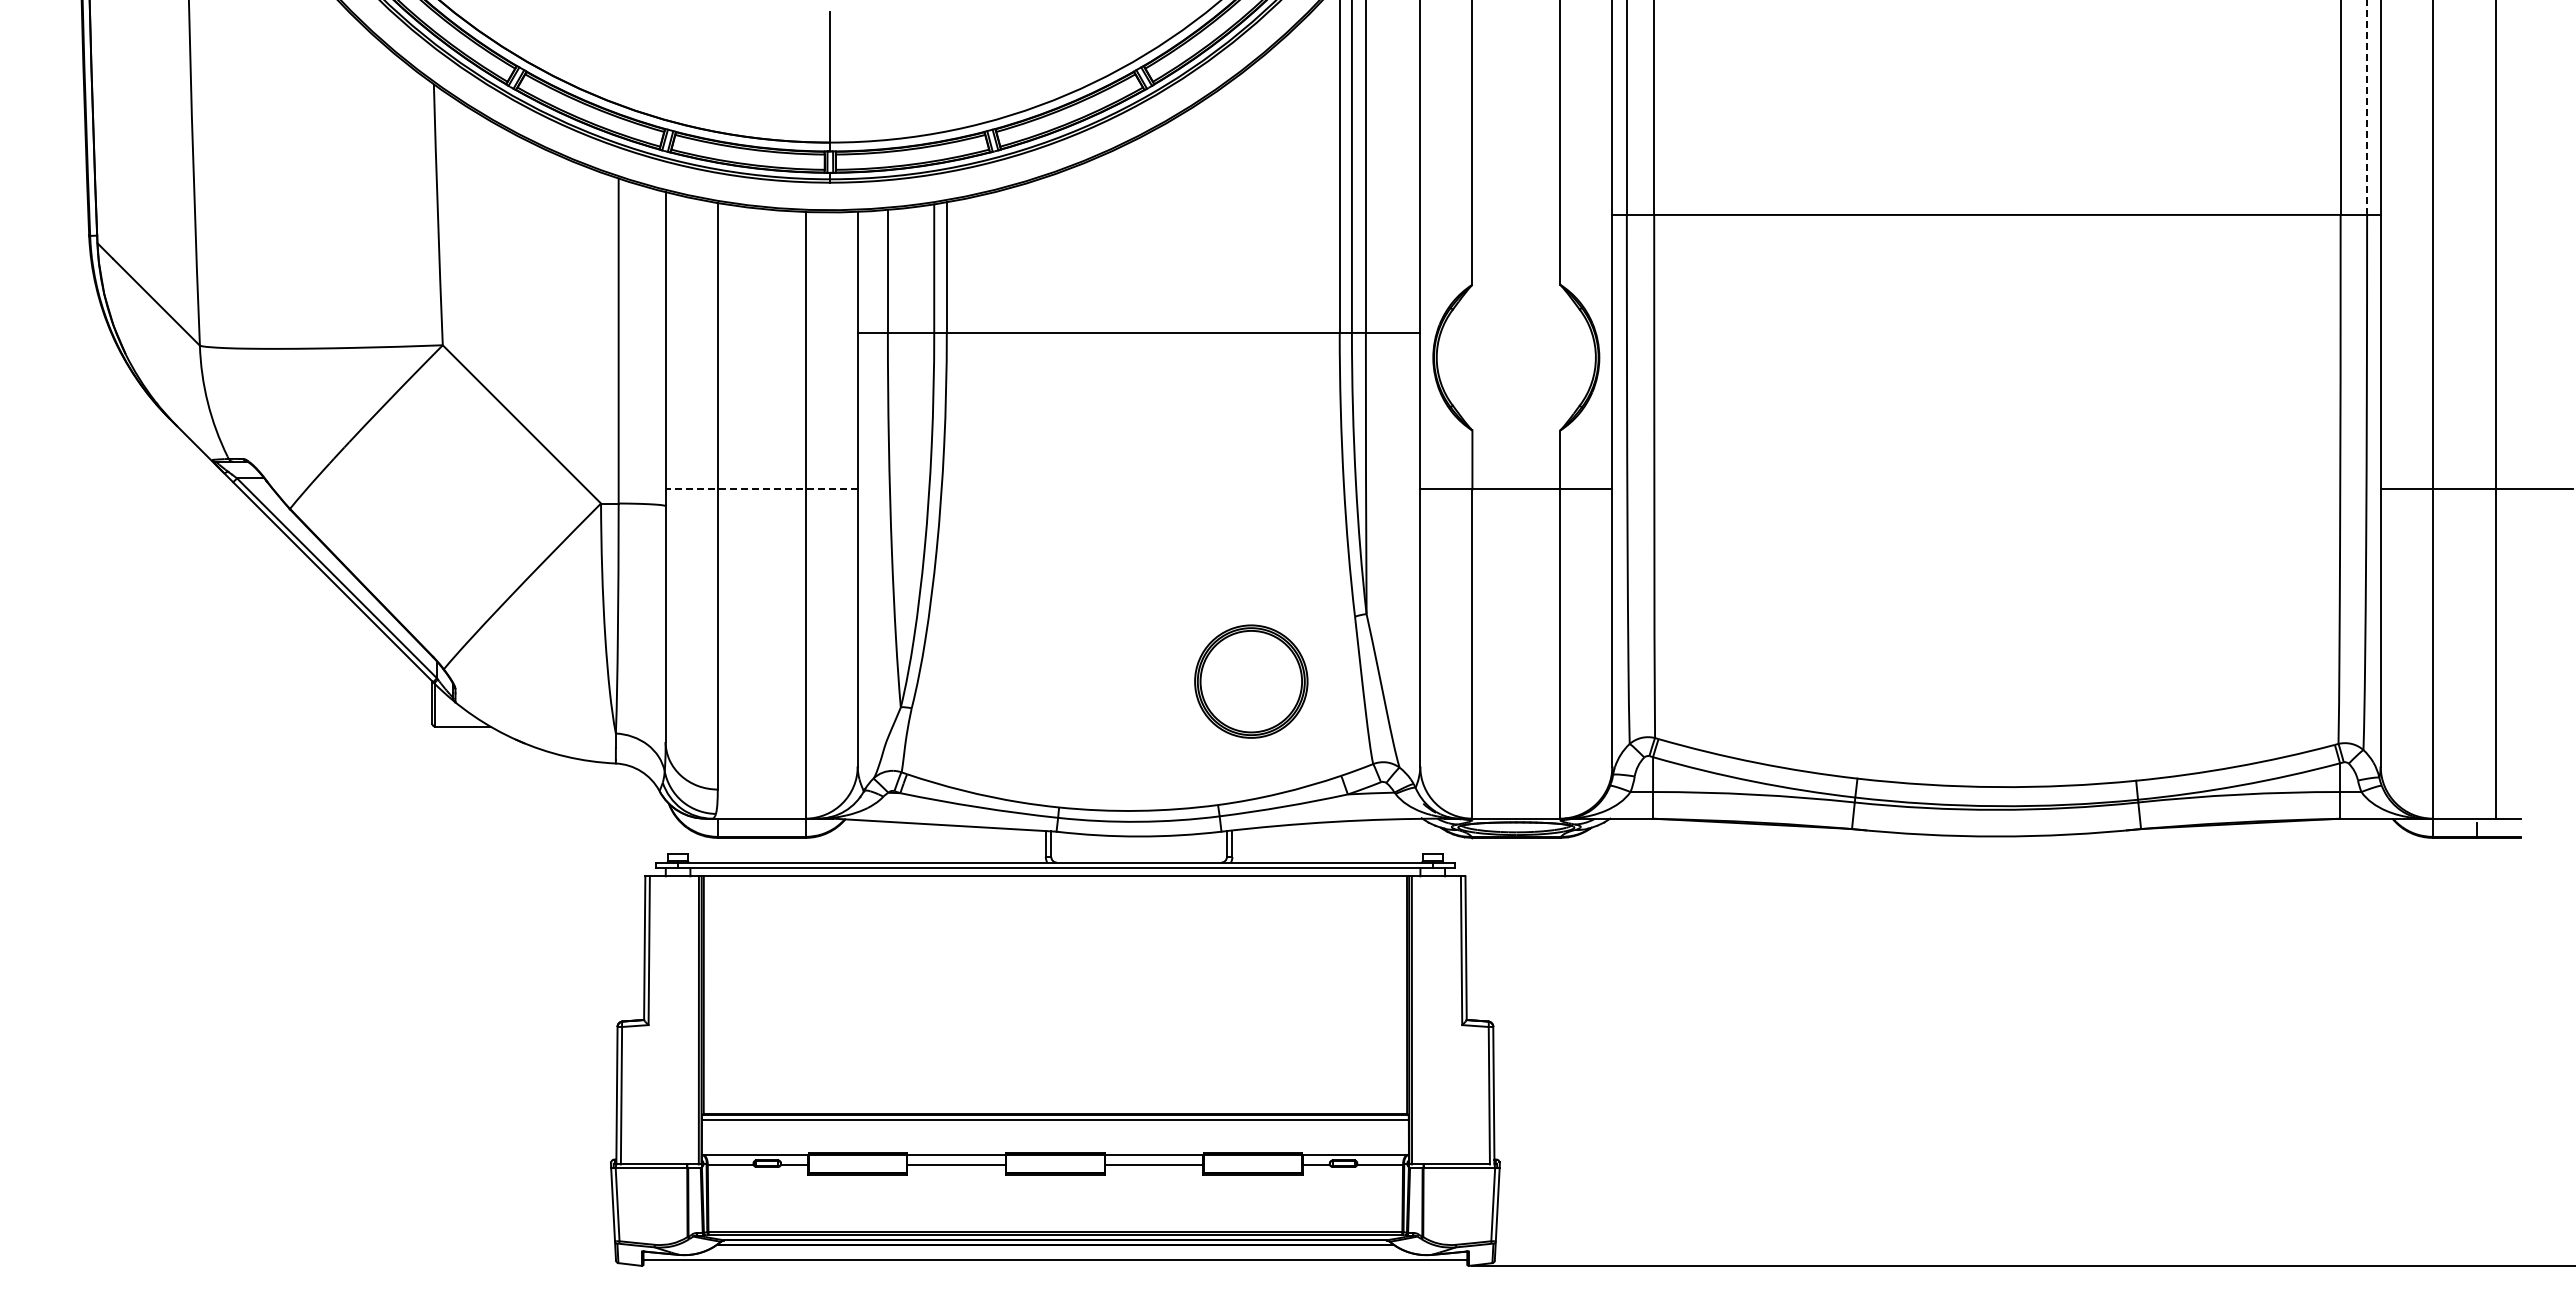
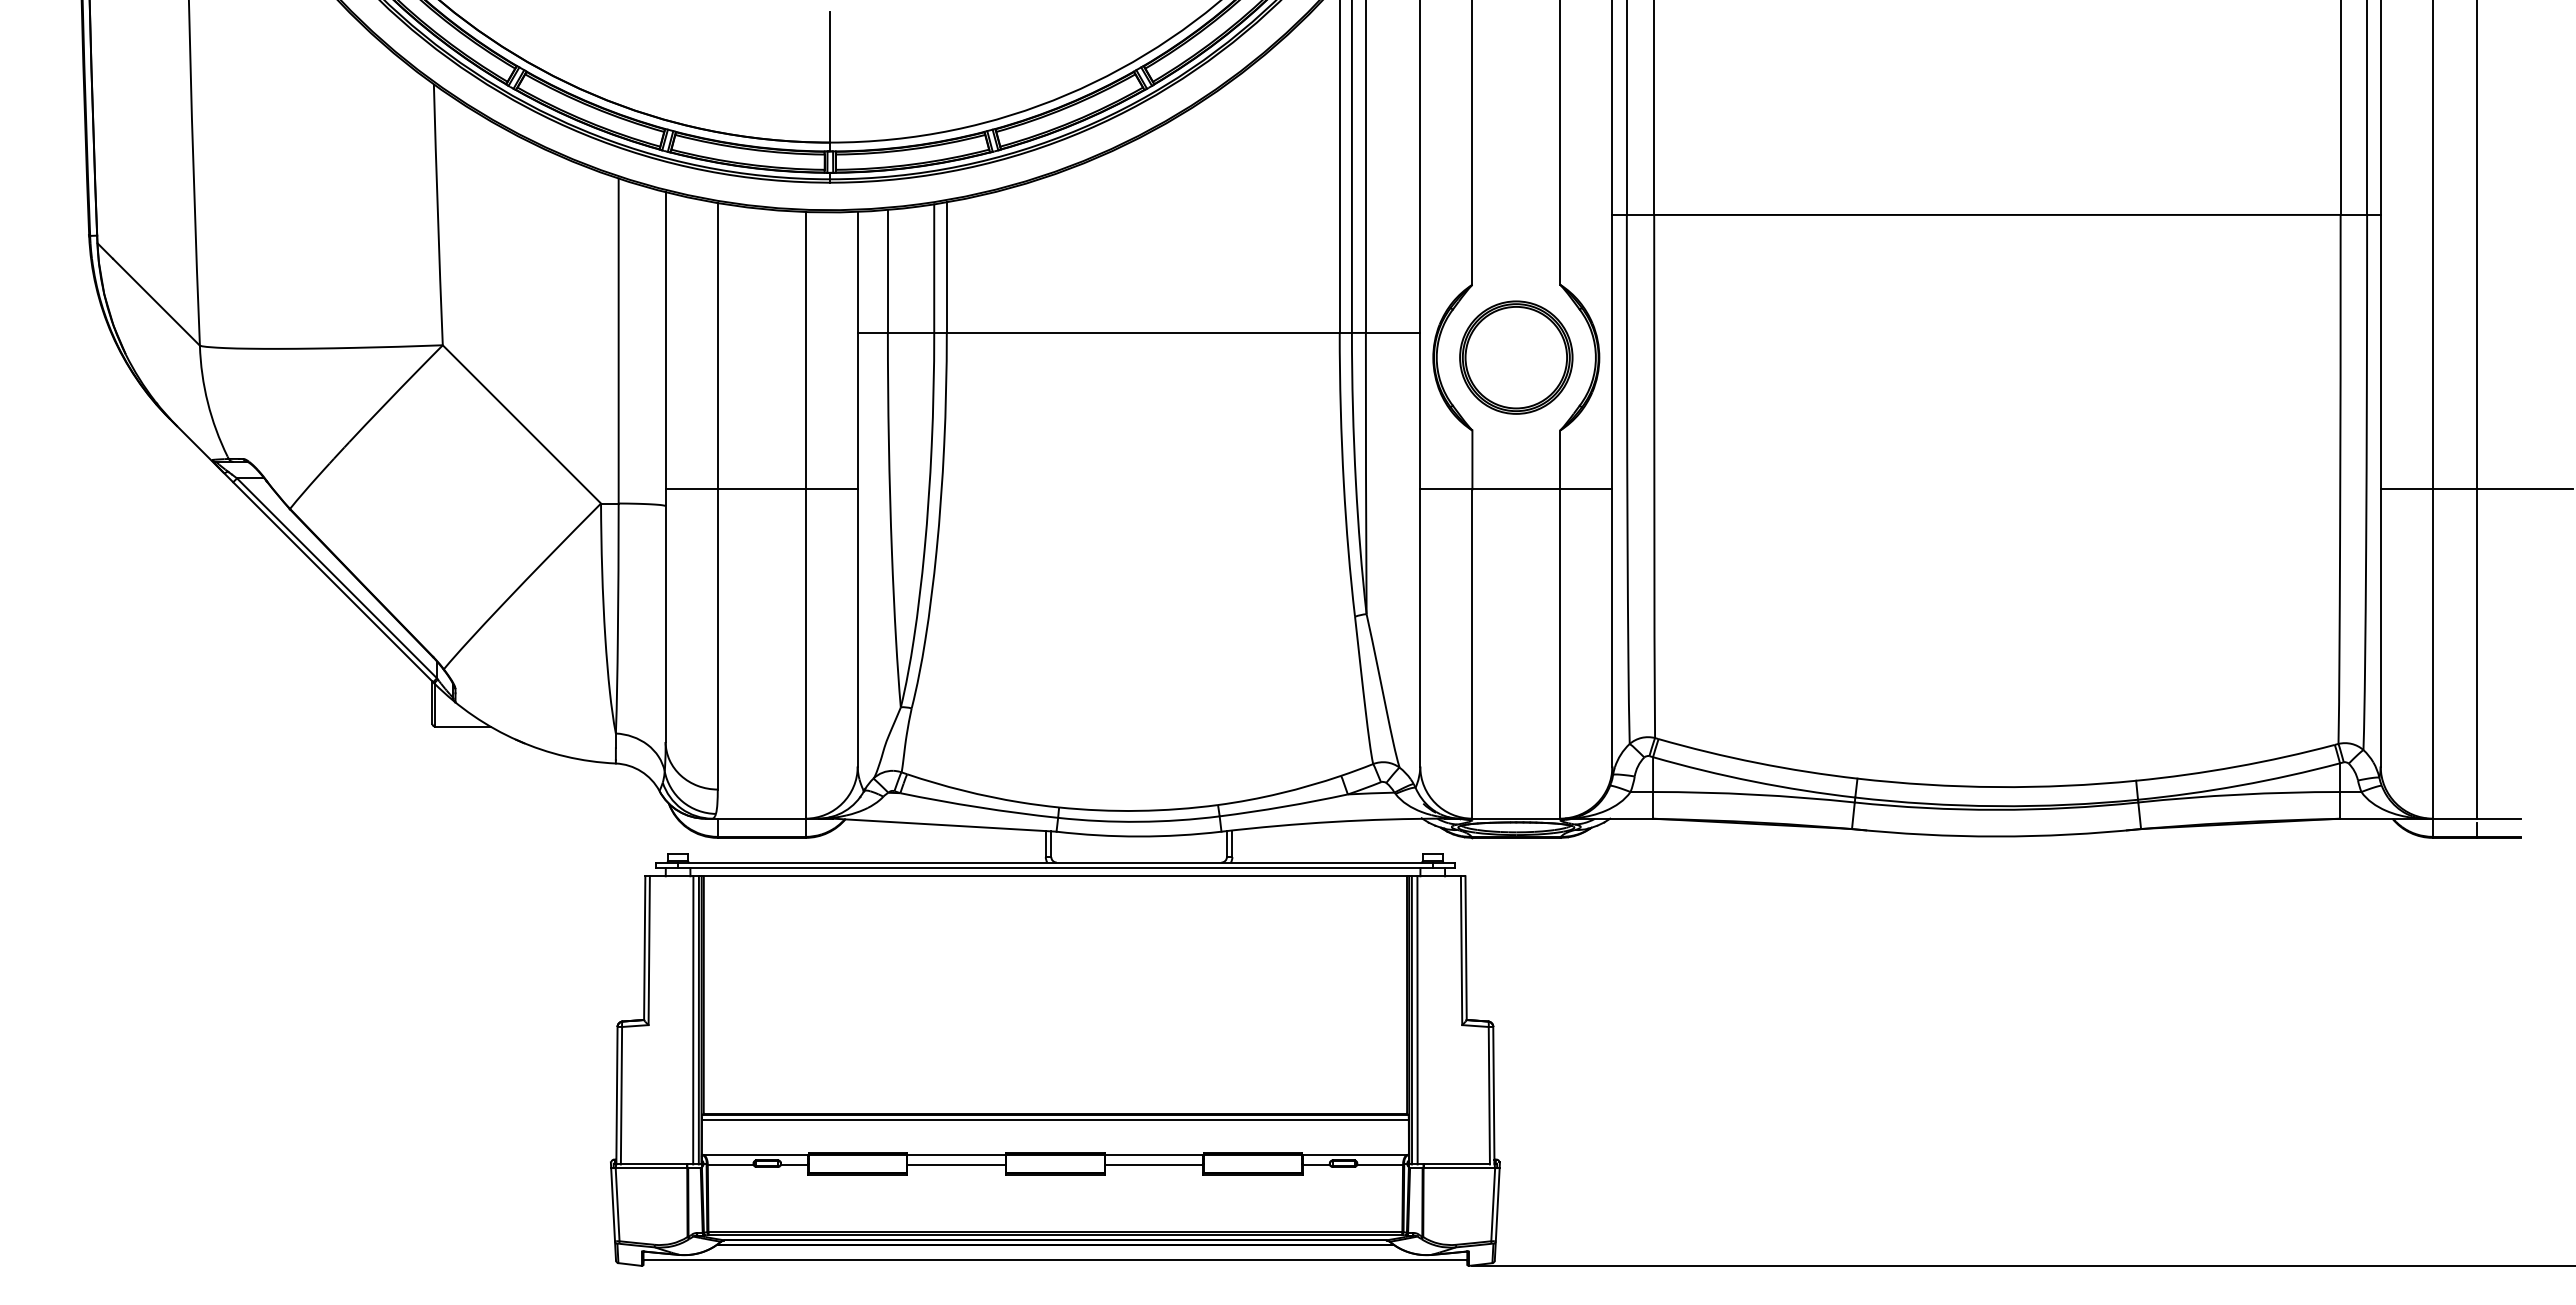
line: dashed -> solid (2367, 107)
line position: (2495, 410) -> (2476, 410) (2476, 410)
line: dashed -> solid (761, 489)
part position: (1251, 681) -> (1516, 357) (1516, 357)
line: none -> present (693, 1020)
line: none -> present (1417, 1020)
